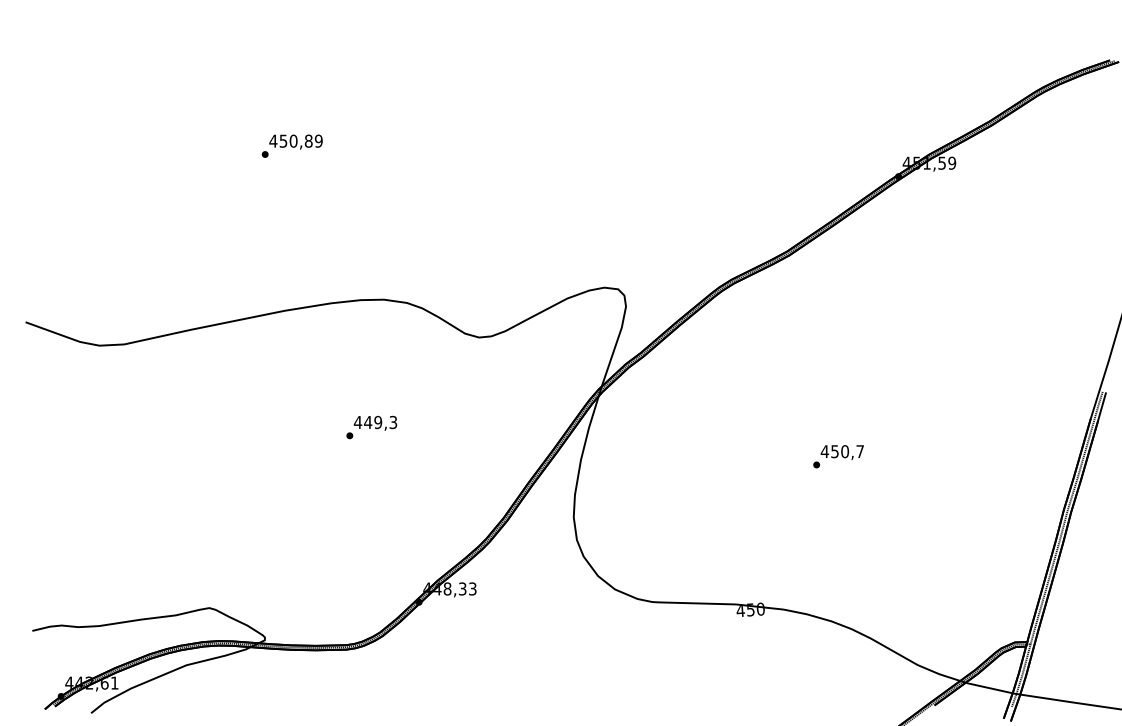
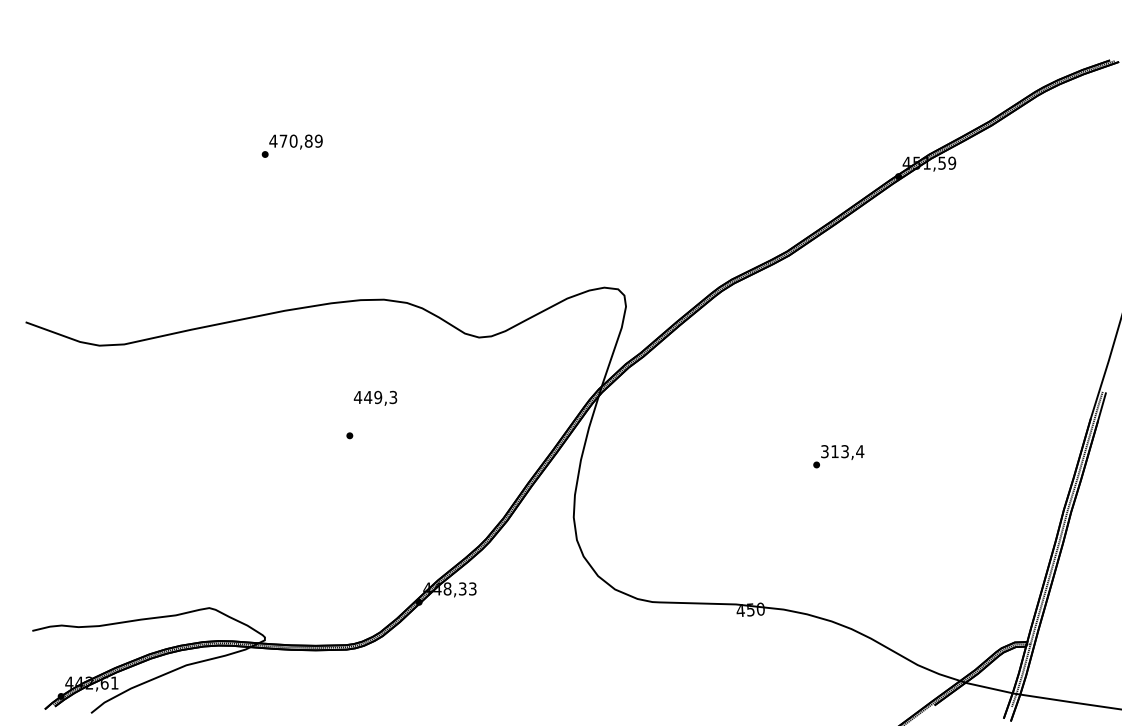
text: 450,89 -> 470,89 (283, 140)
text position: (375, 422) -> (375, 397) (375, 397)
text: 450,7 -> 313,4 (842, 451)
